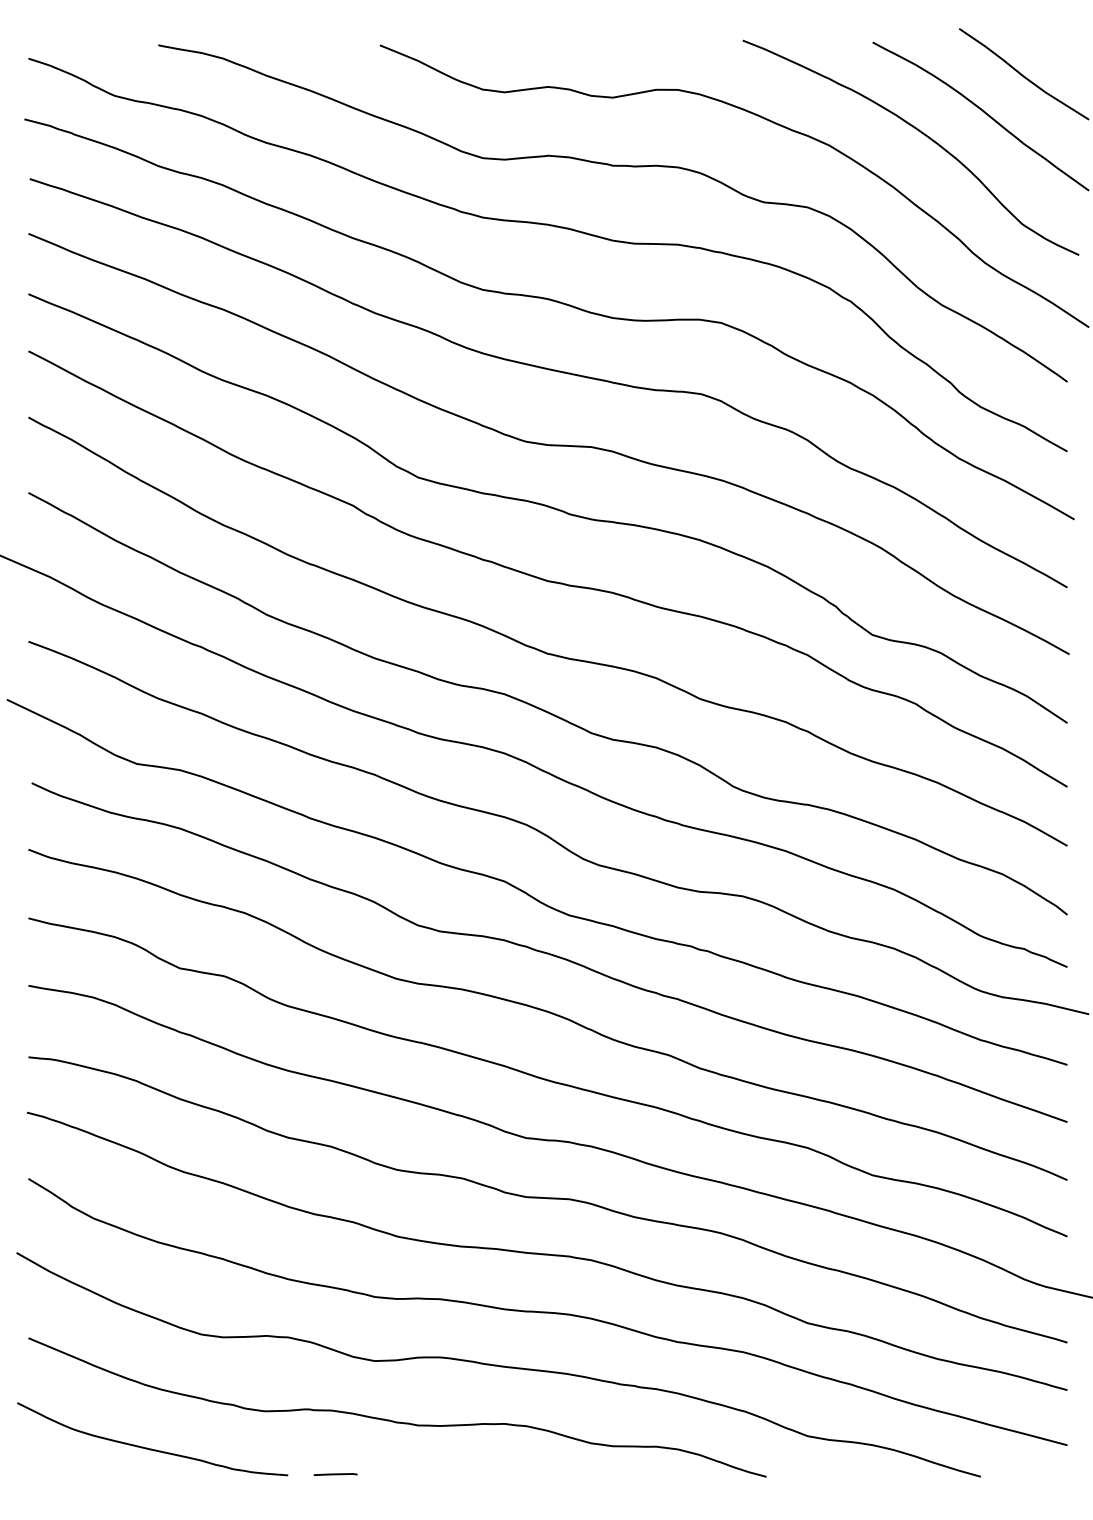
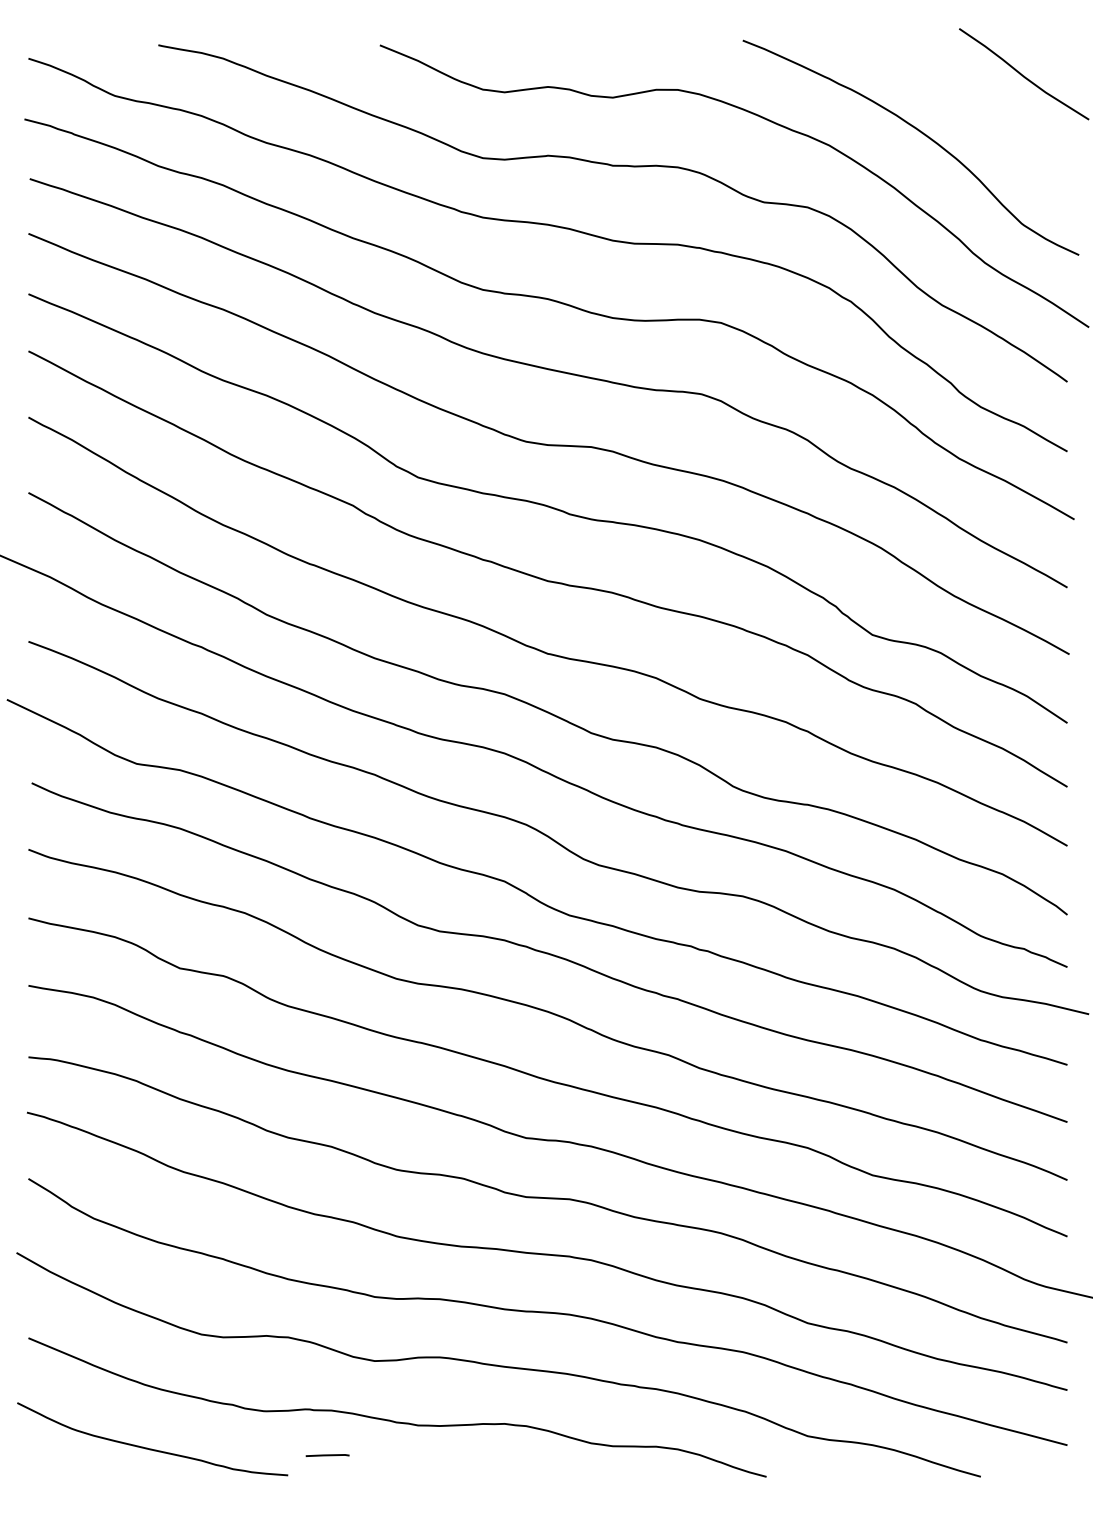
curve: present -> none (983, 112)
line position: (335, 1474) -> (327, 1455) (327, 1455)
